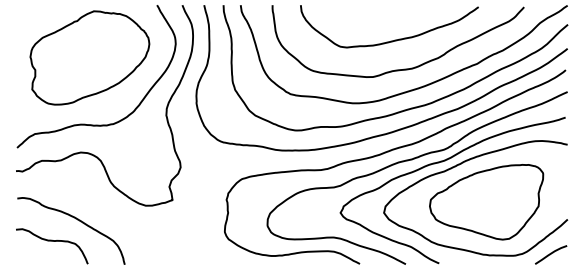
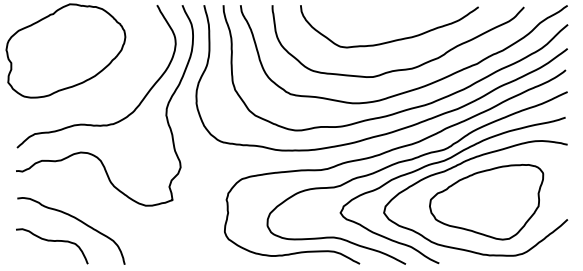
part position: (89, 57) -> (65, 50) (65, 50)
curve: present -> none (551, 254)
